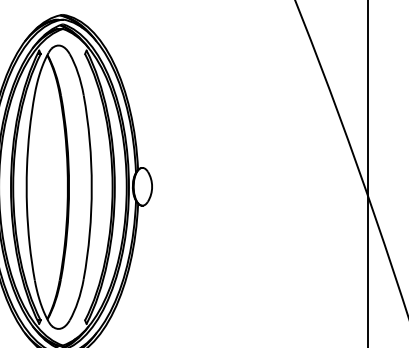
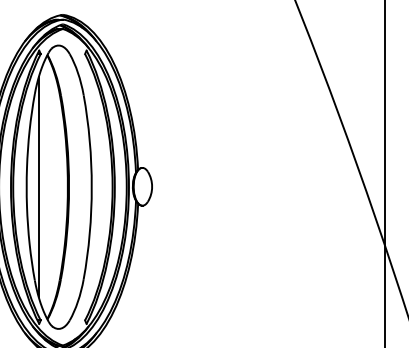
line position: (368, 173) -> (385, 173) (385, 173)
line: none -> present (38, 187)
